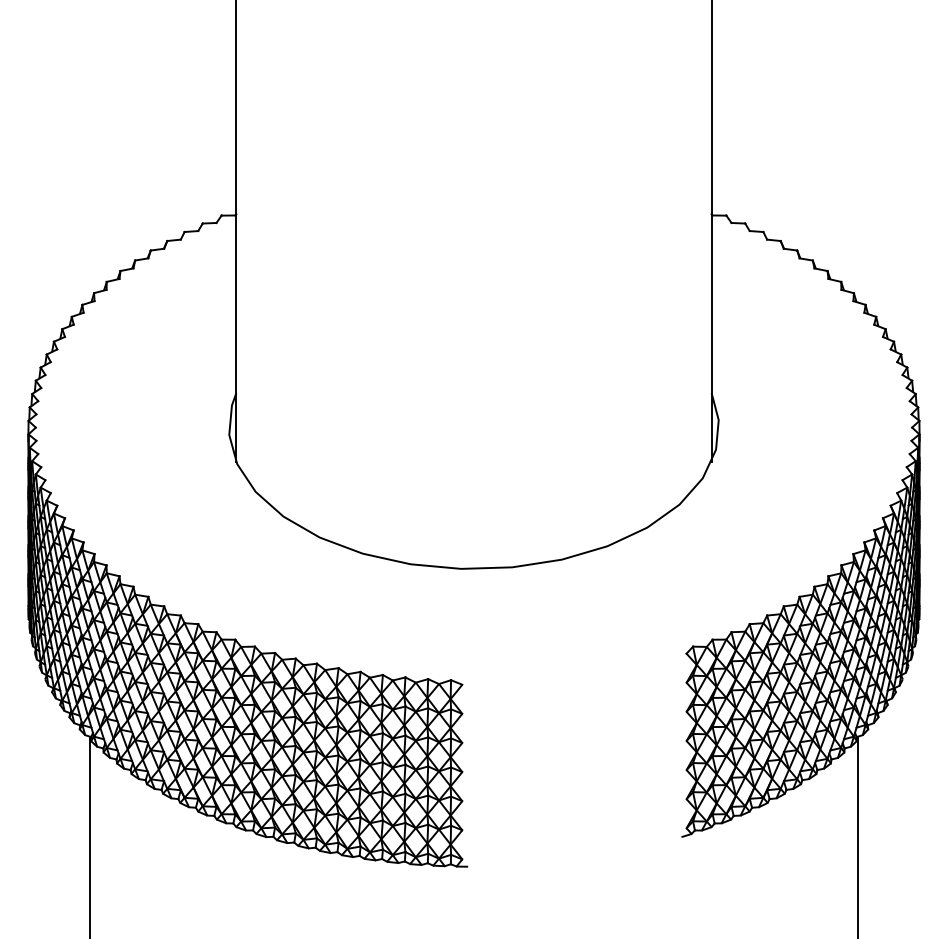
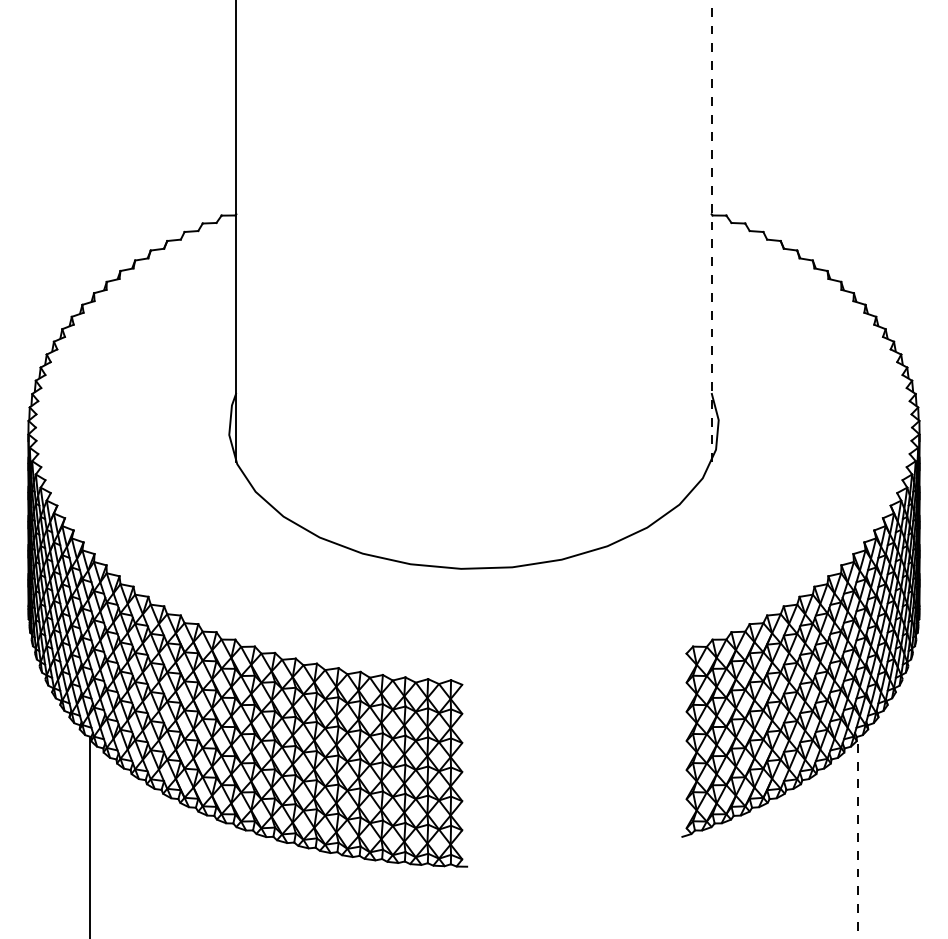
line: solid -> dashed (711, 230)
line: solid -> dashed (857, 837)
